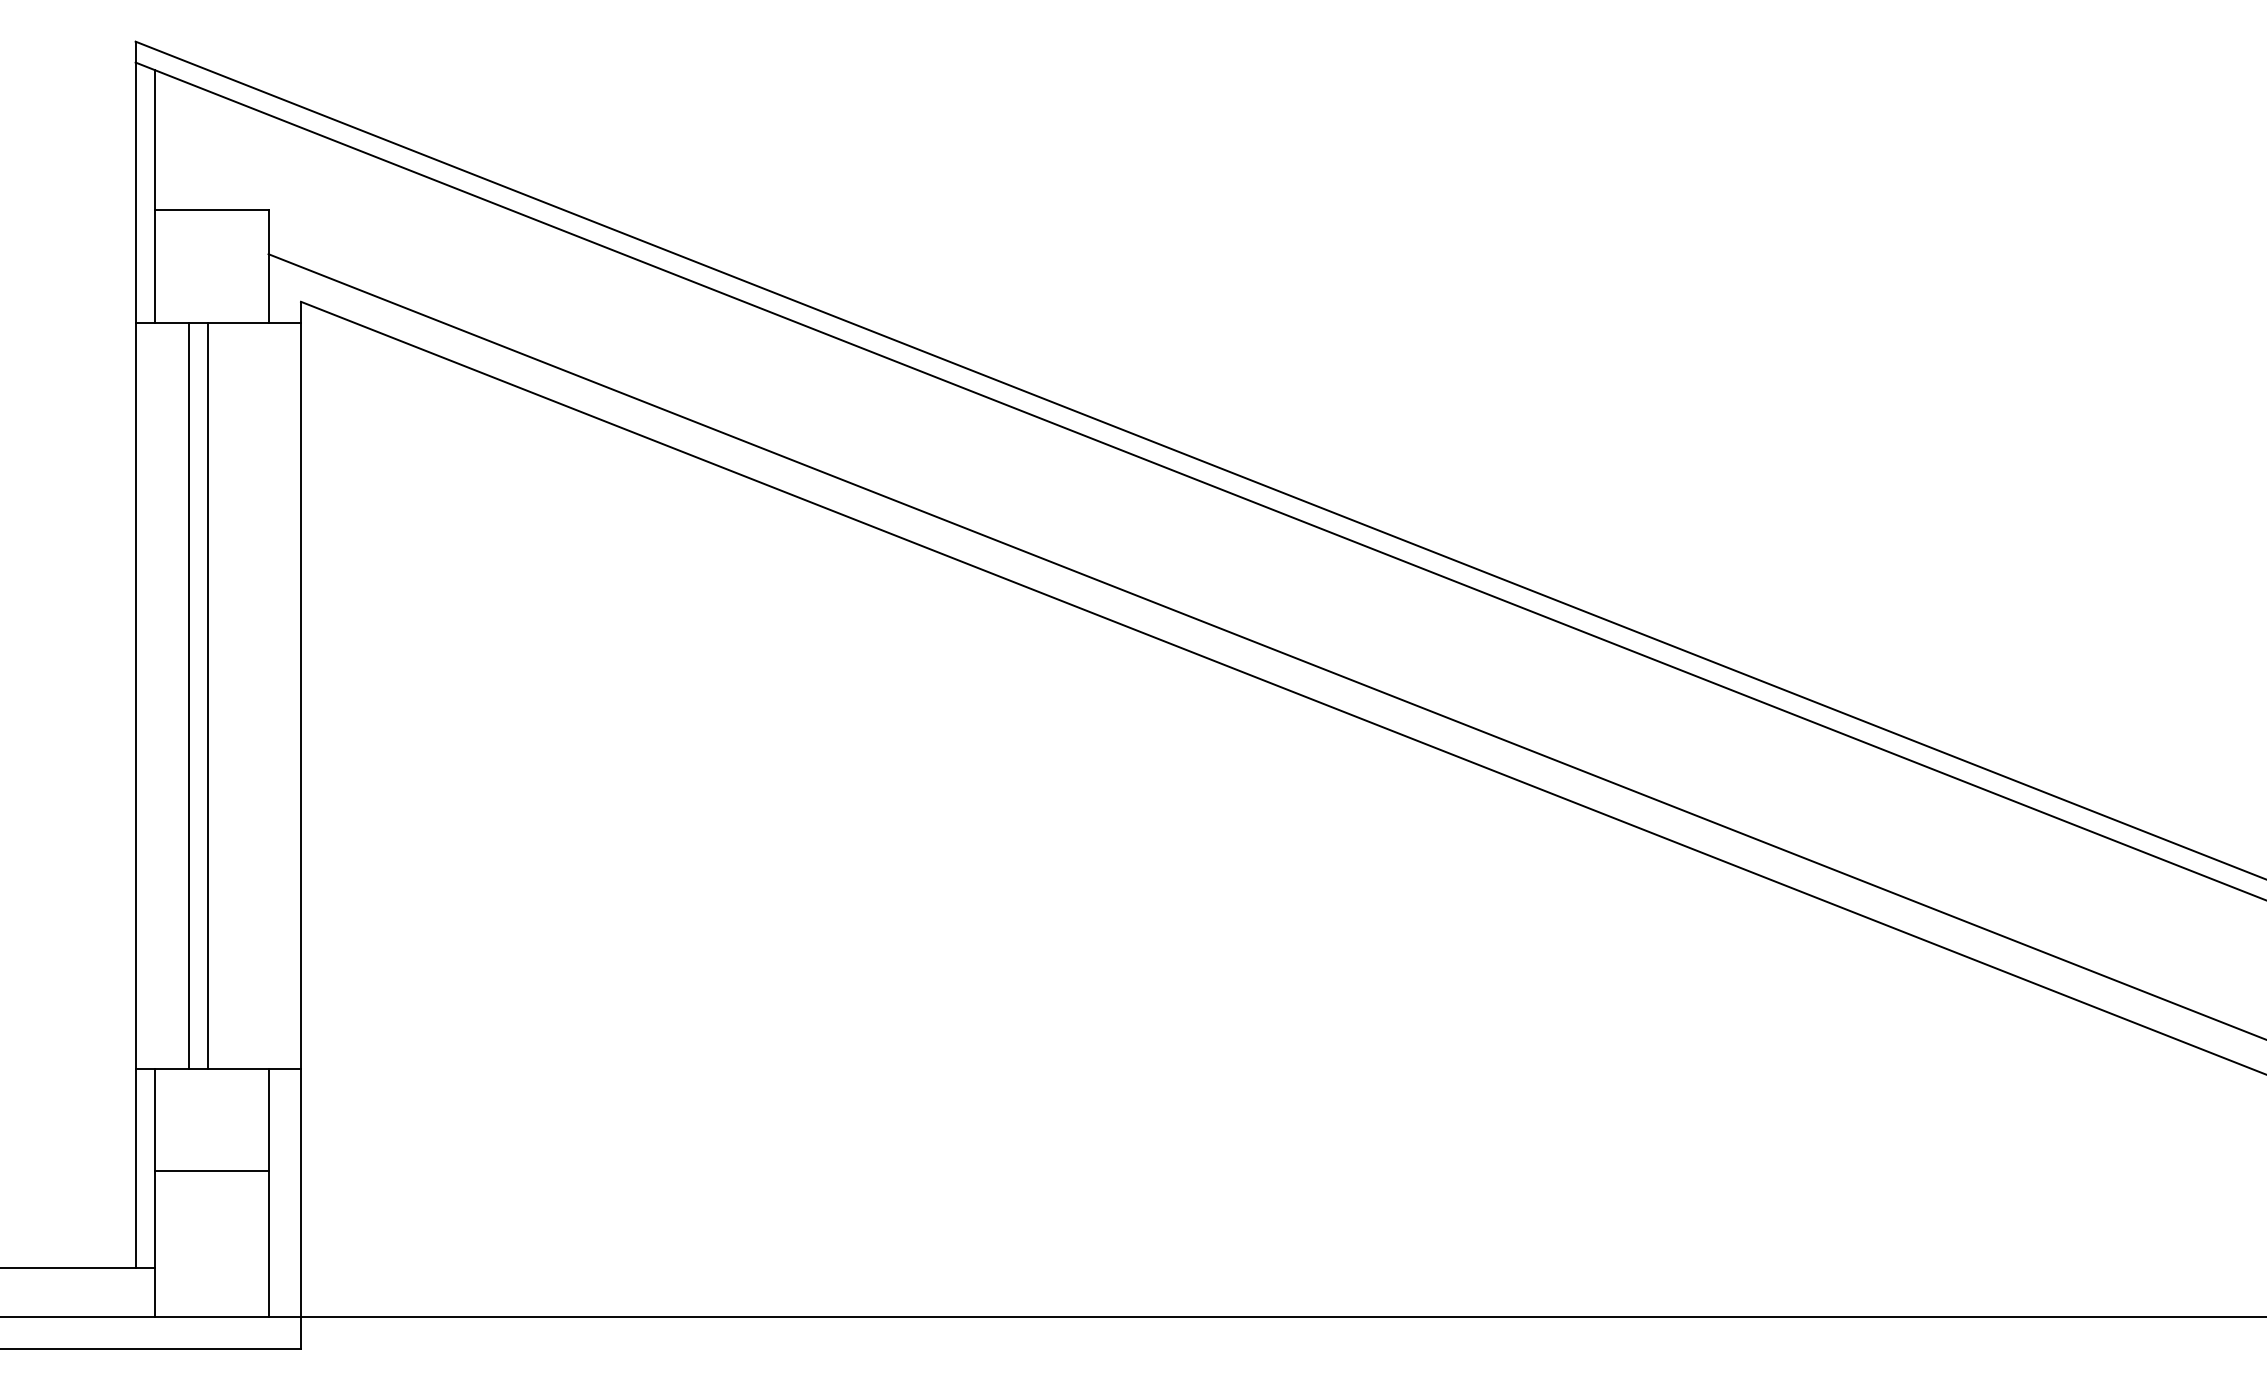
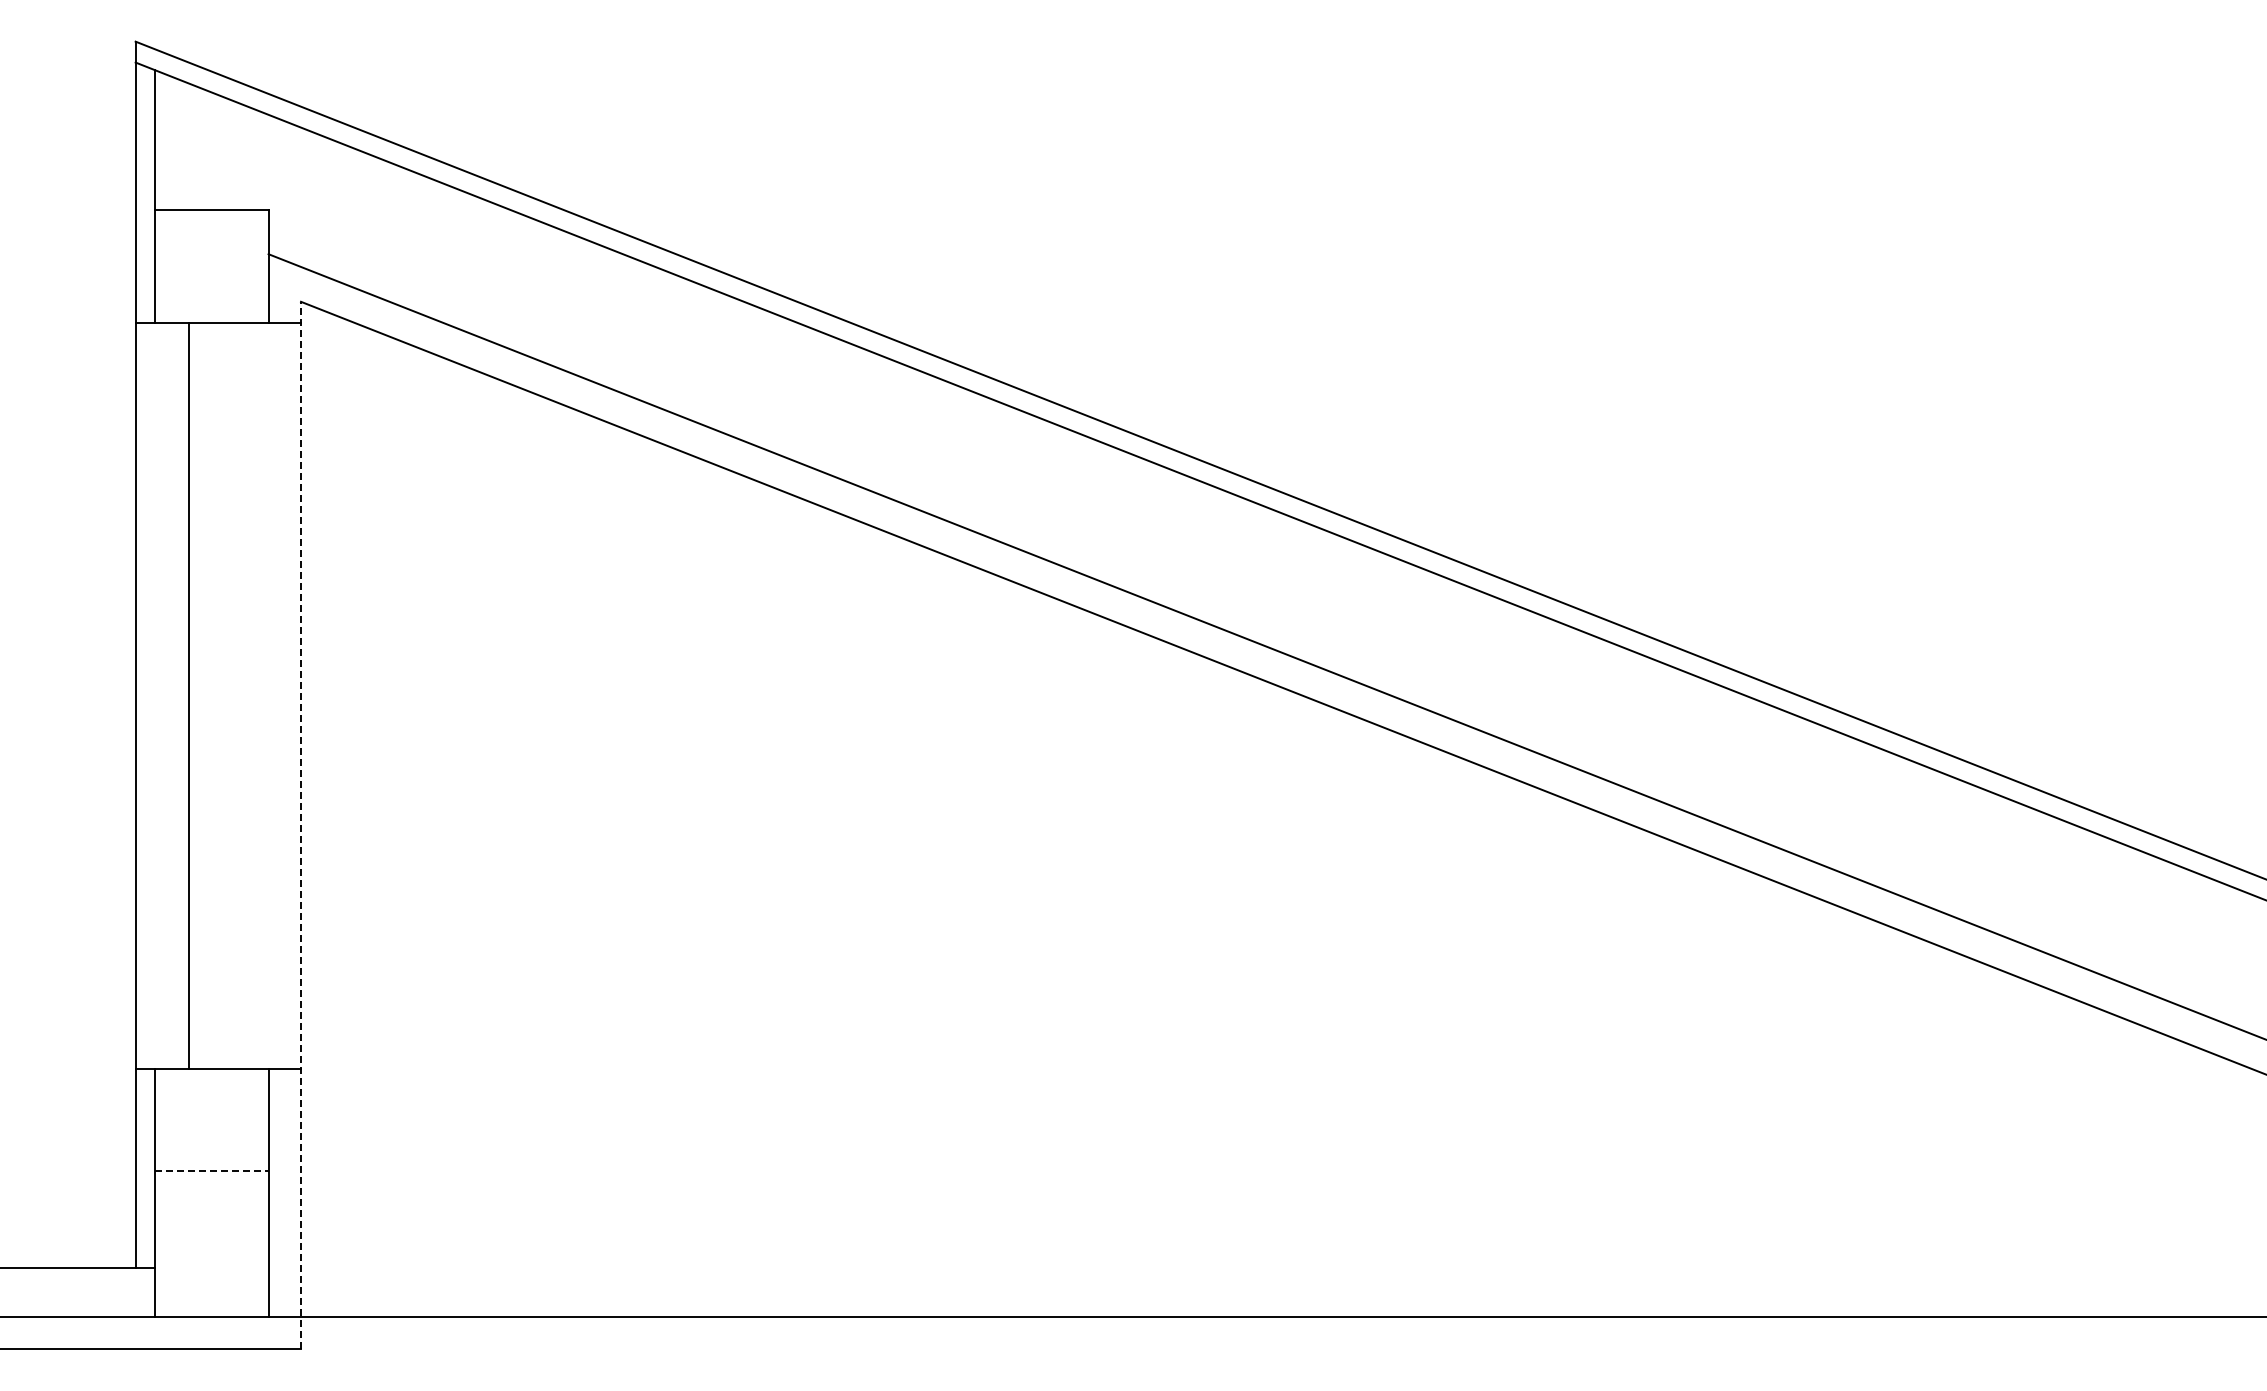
line: present -> none (208, 696)
line: solid -> dashed (301, 825)
line: solid -> dashed (211, 1171)
